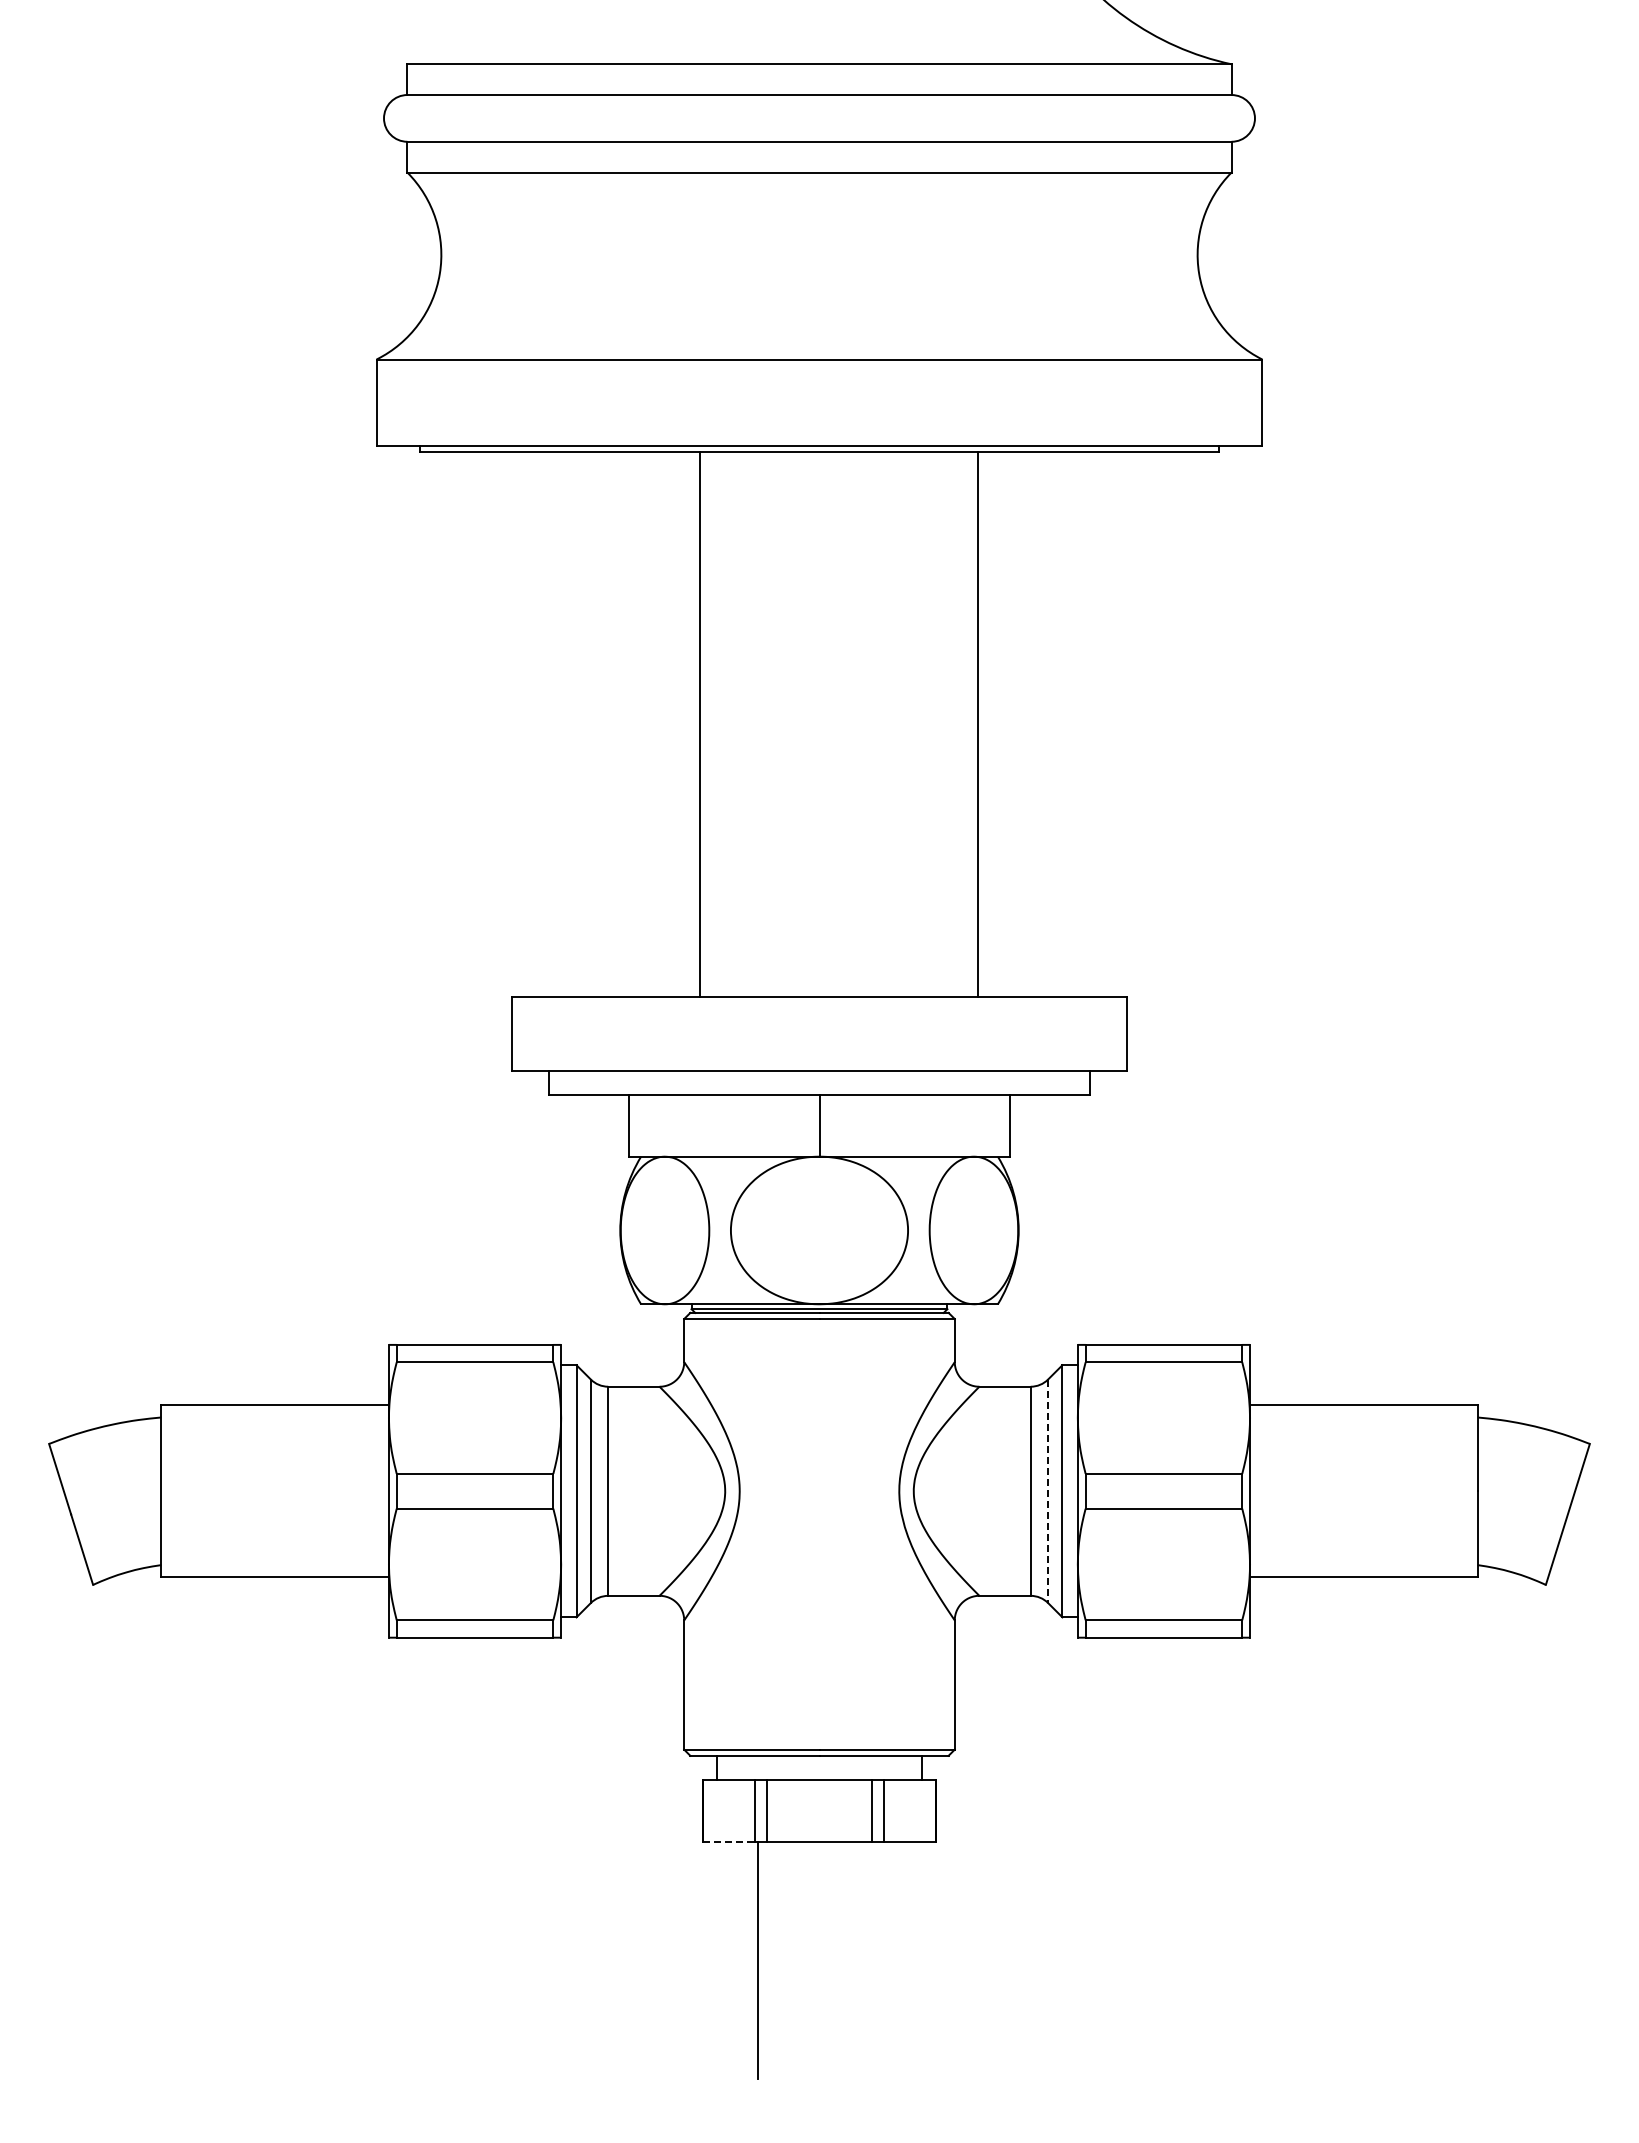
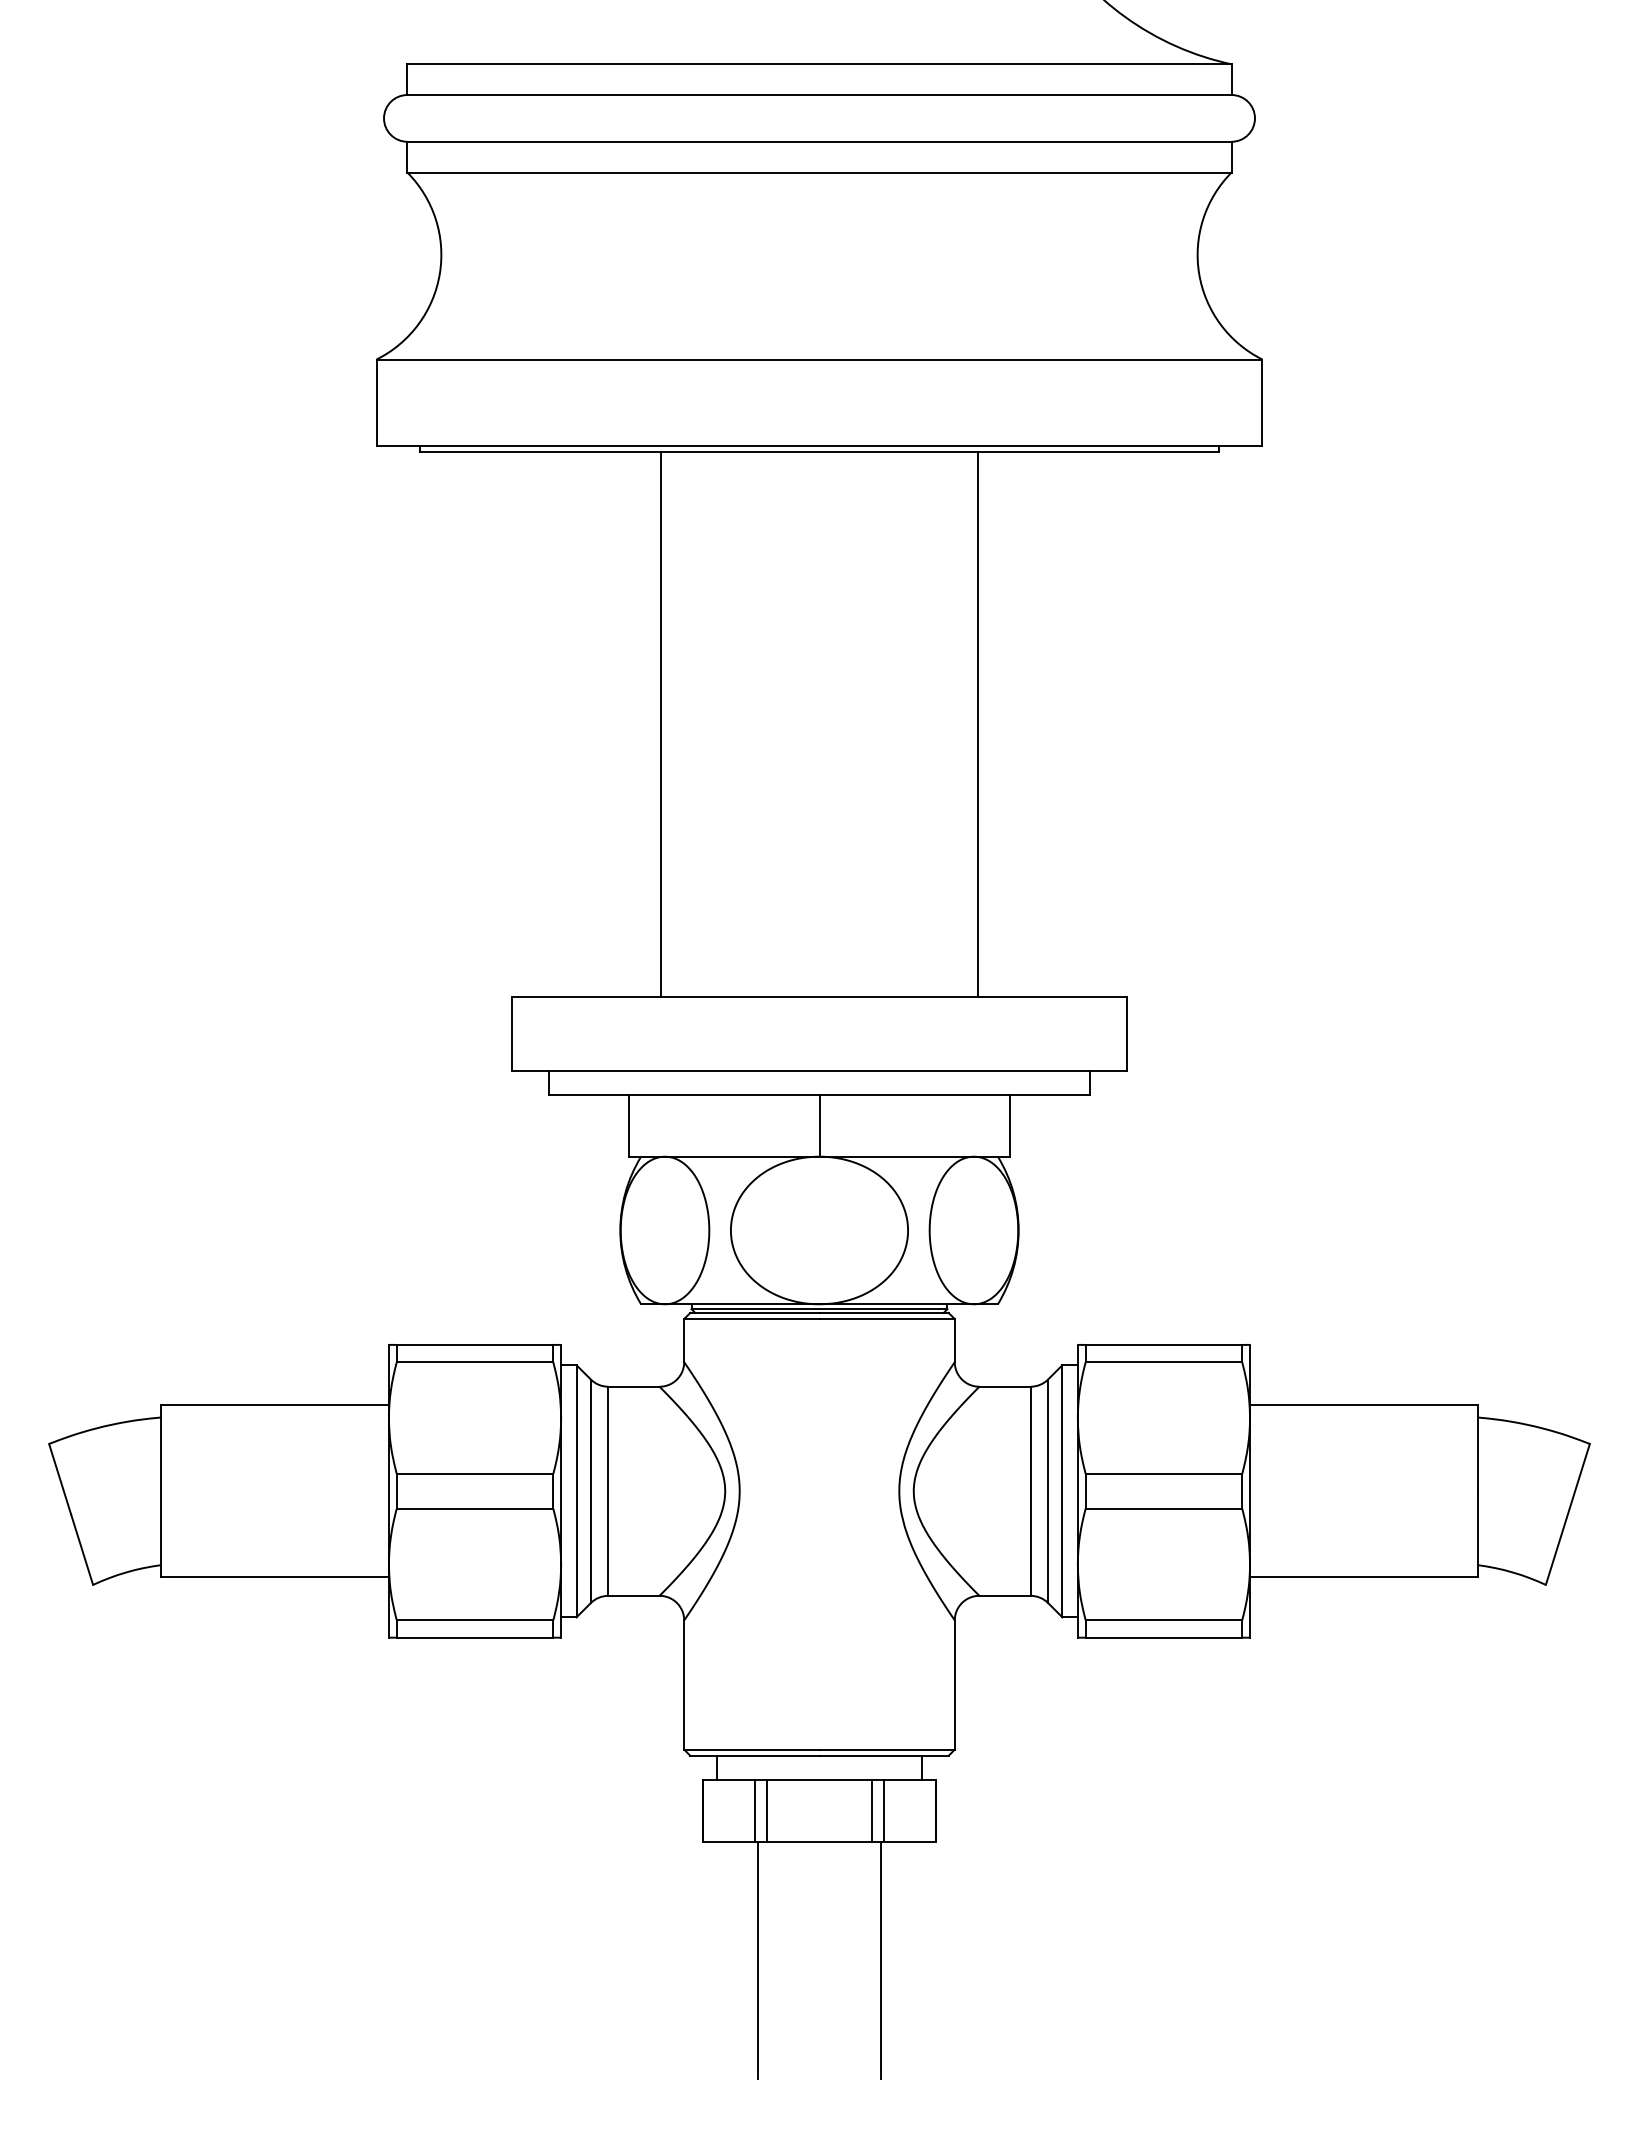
line position: (699, 723) -> (660, 723) (660, 723)
line: dashed -> solid (1048, 1491)
line: dashed -> solid (729, 1841)
line: none -> present (881, 1959)
